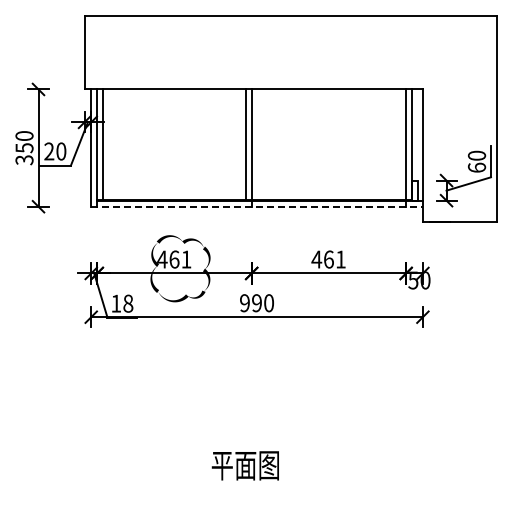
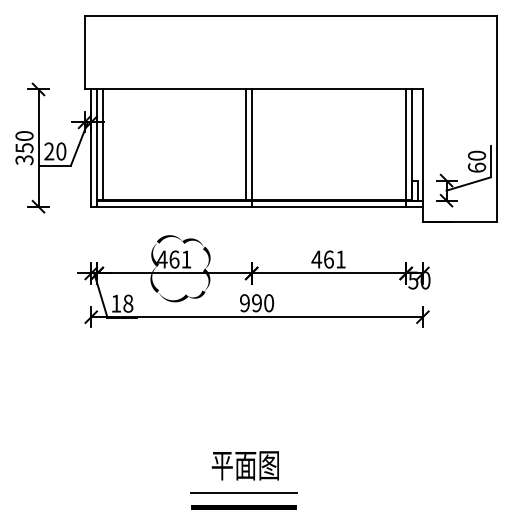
line: dashed -> solid (257, 206)
line: none -> present (243, 493)
line: none -> present (243, 507)
